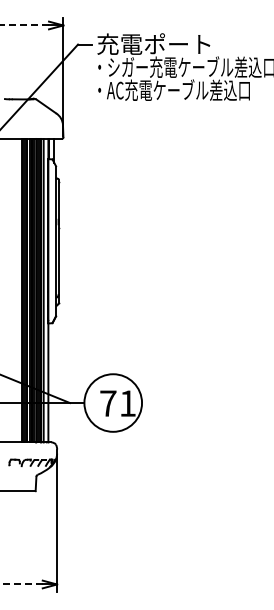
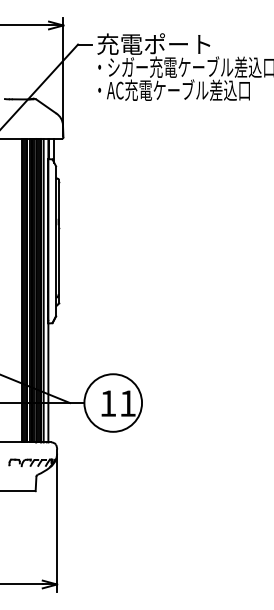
line: dashed -> solid (24, 25)
text: 71 -> 11 (108, 403)
line: dashed -> solid (21, 584)
